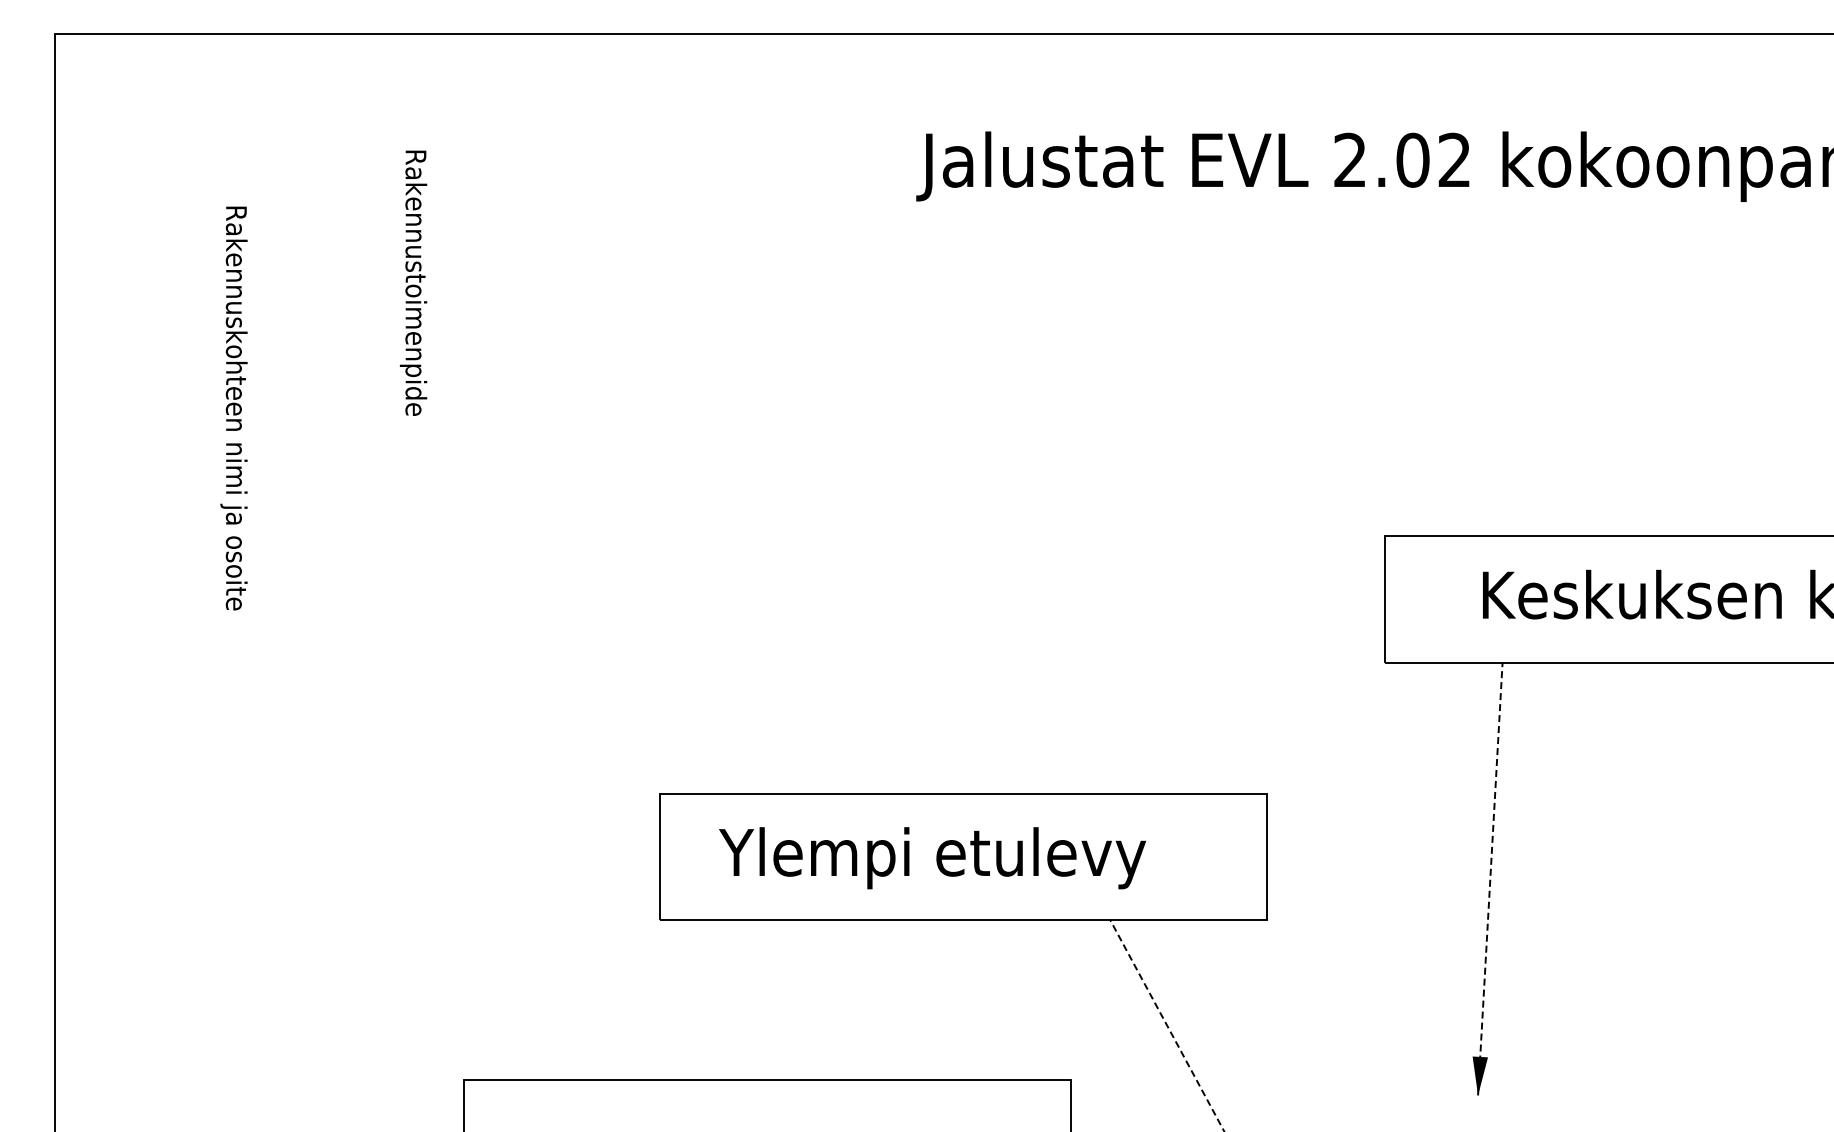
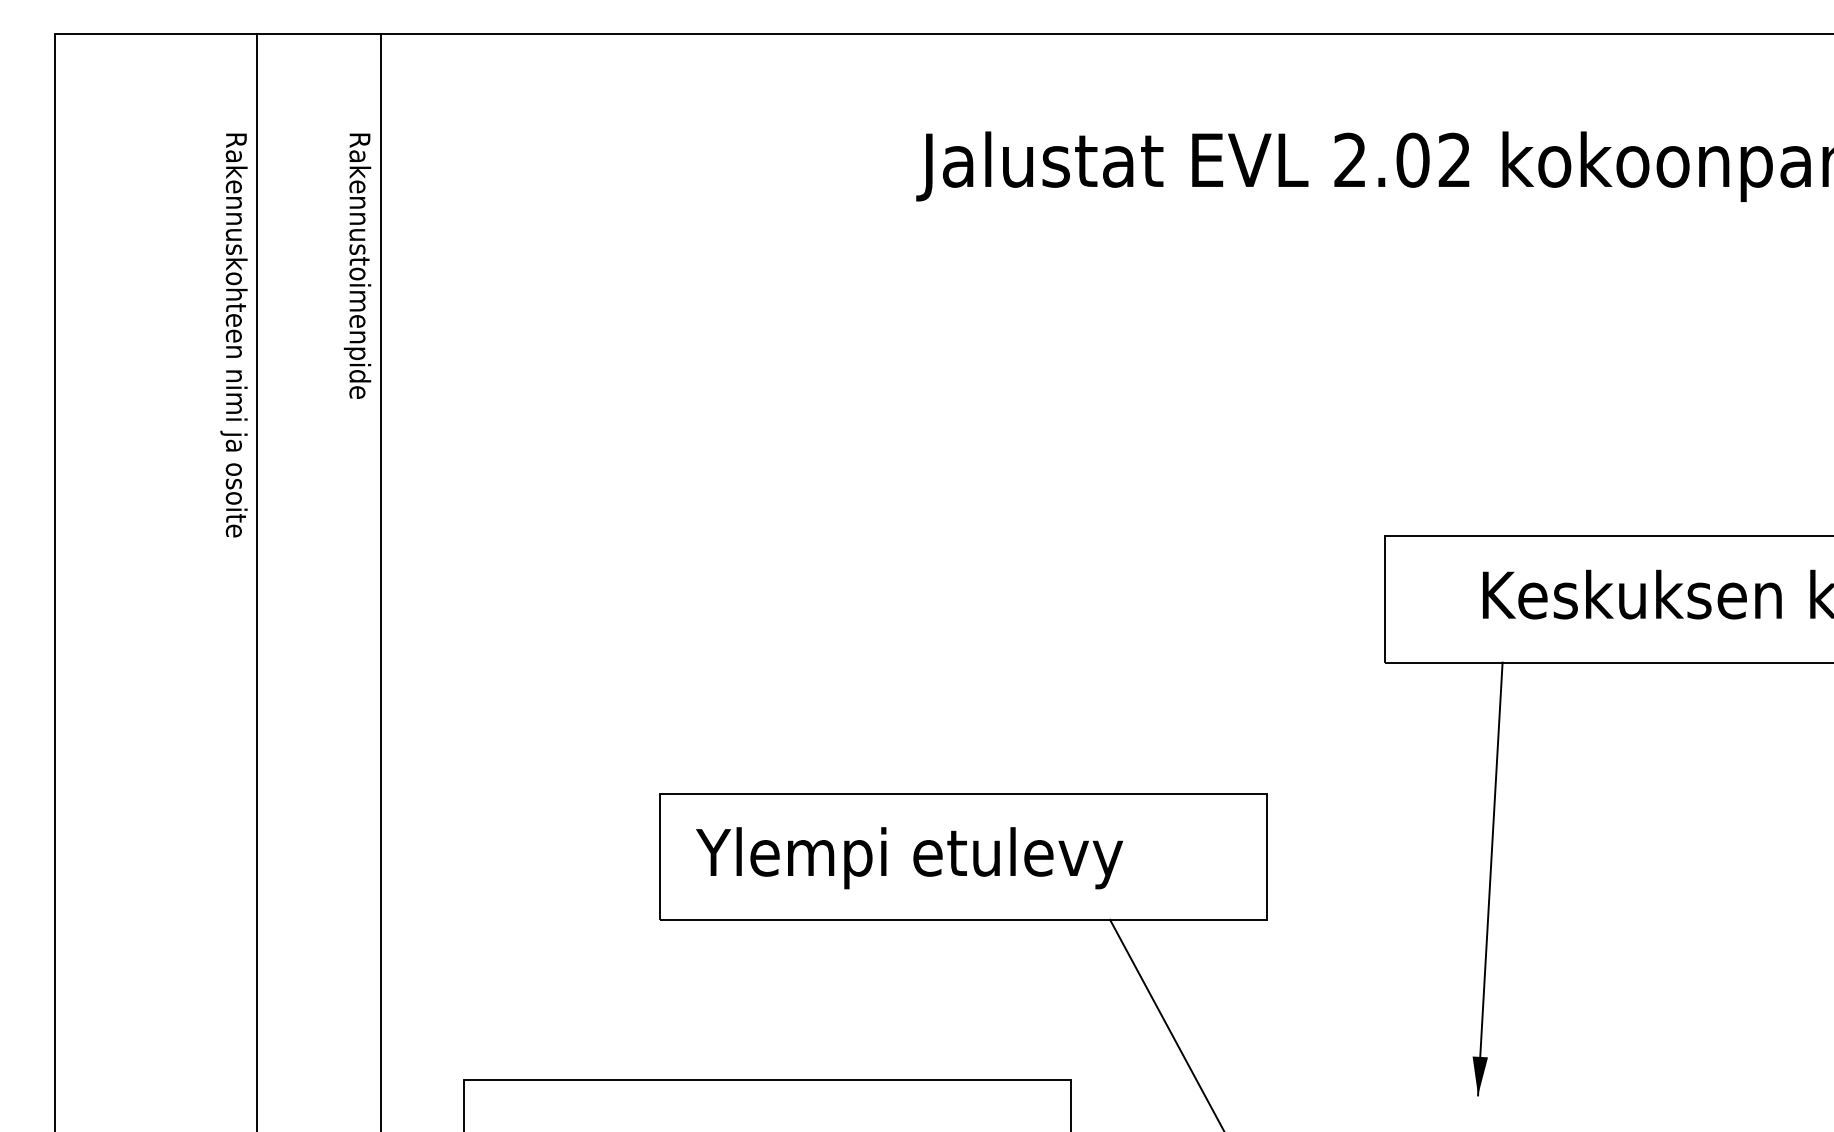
text position: (413, 282) -> (357, 265) (357, 265)
text position: (233, 408) -> (233, 335) (233, 335)
line: none -> present (257, 581)
line: none -> present (380, 581)
text position: (932, 858) -> (909, 858) (909, 858)
line: dashed -> solid (1490, 879)
line: dashed -> solid (1166, 1025)
